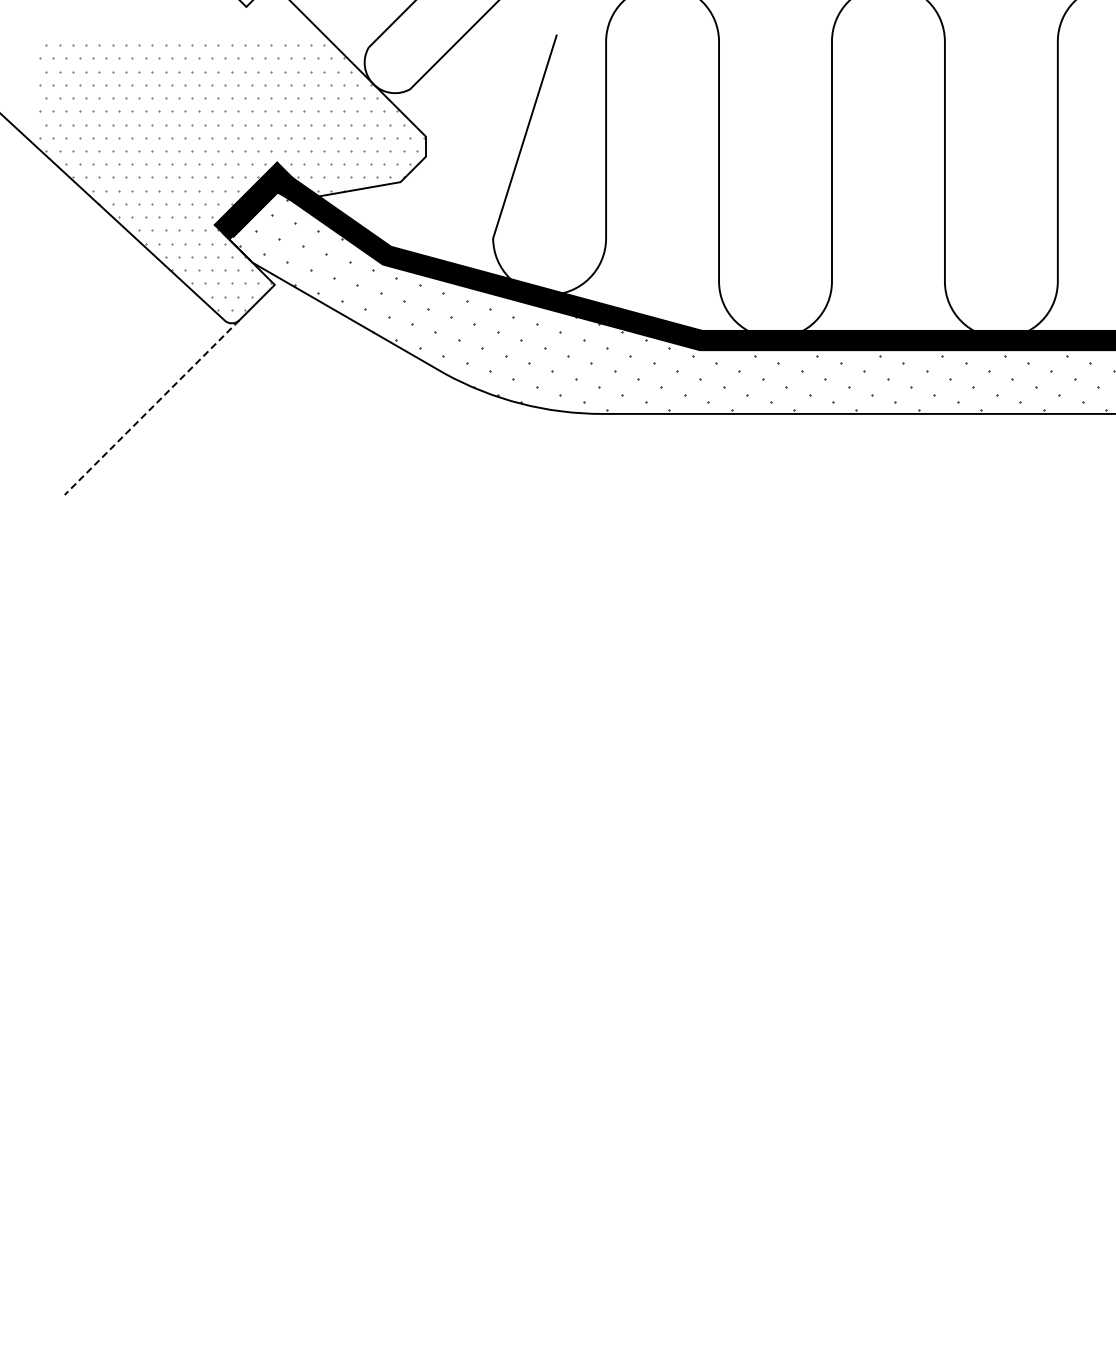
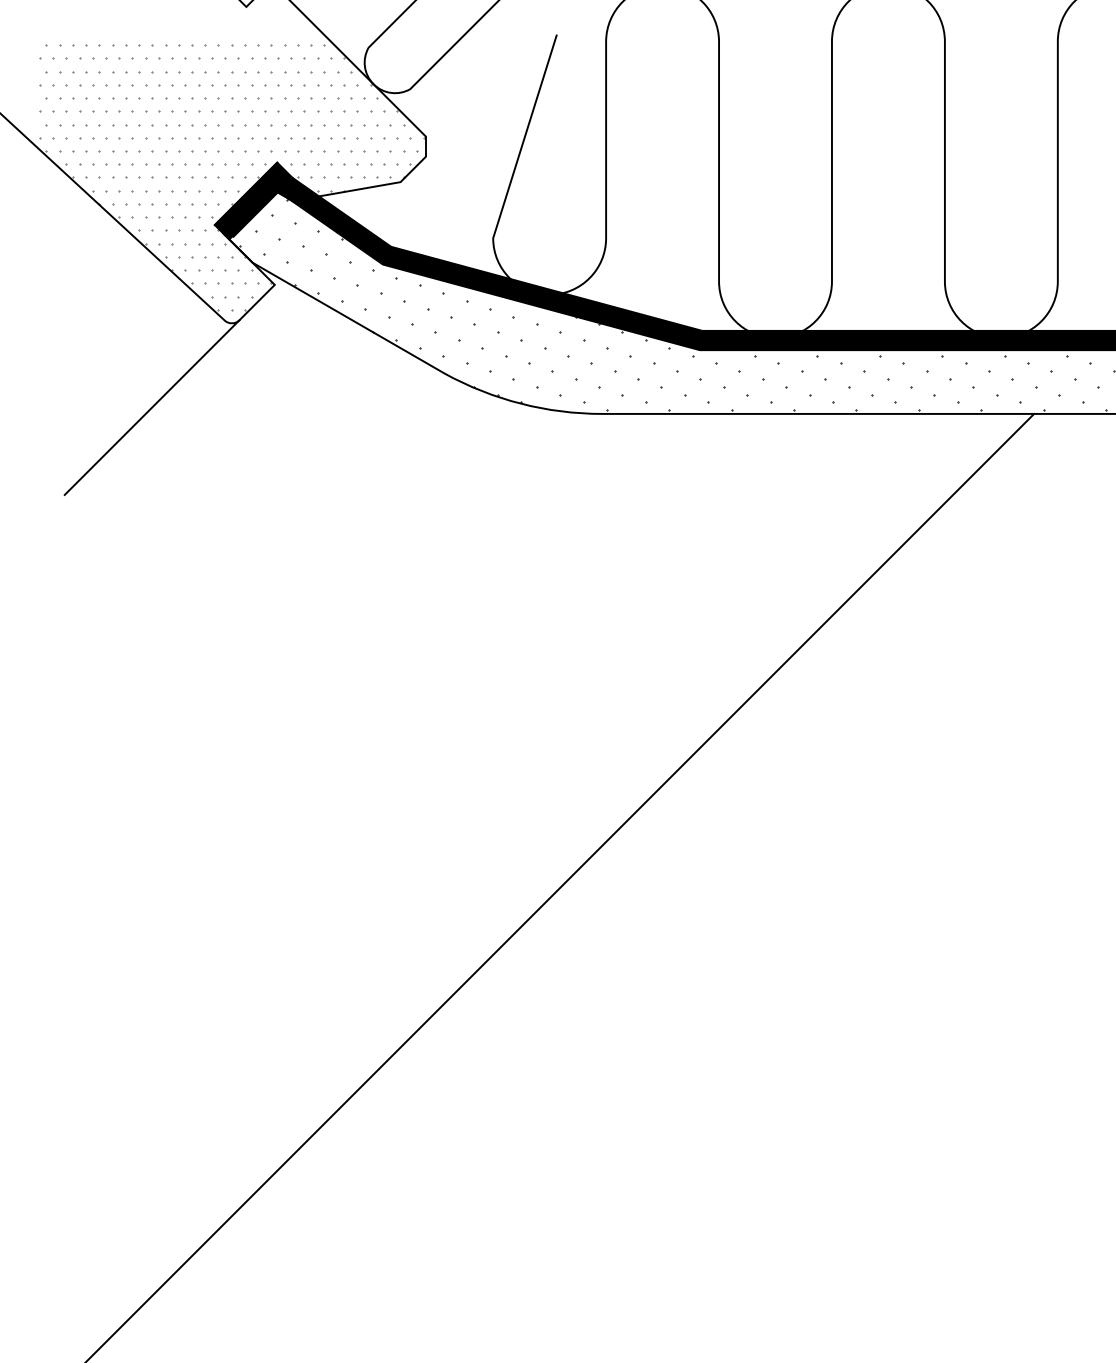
line: dashed -> solid (152, 407)
line: none -> present (561, 886)
